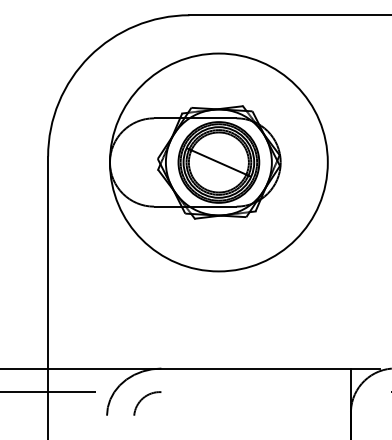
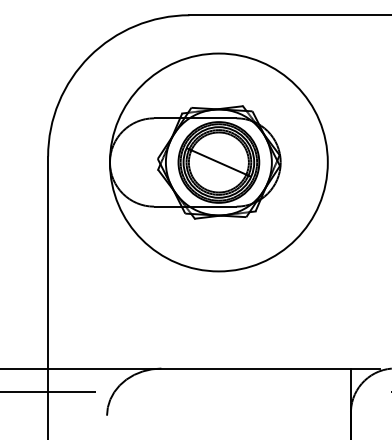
arc: present -> none (143, 399)
